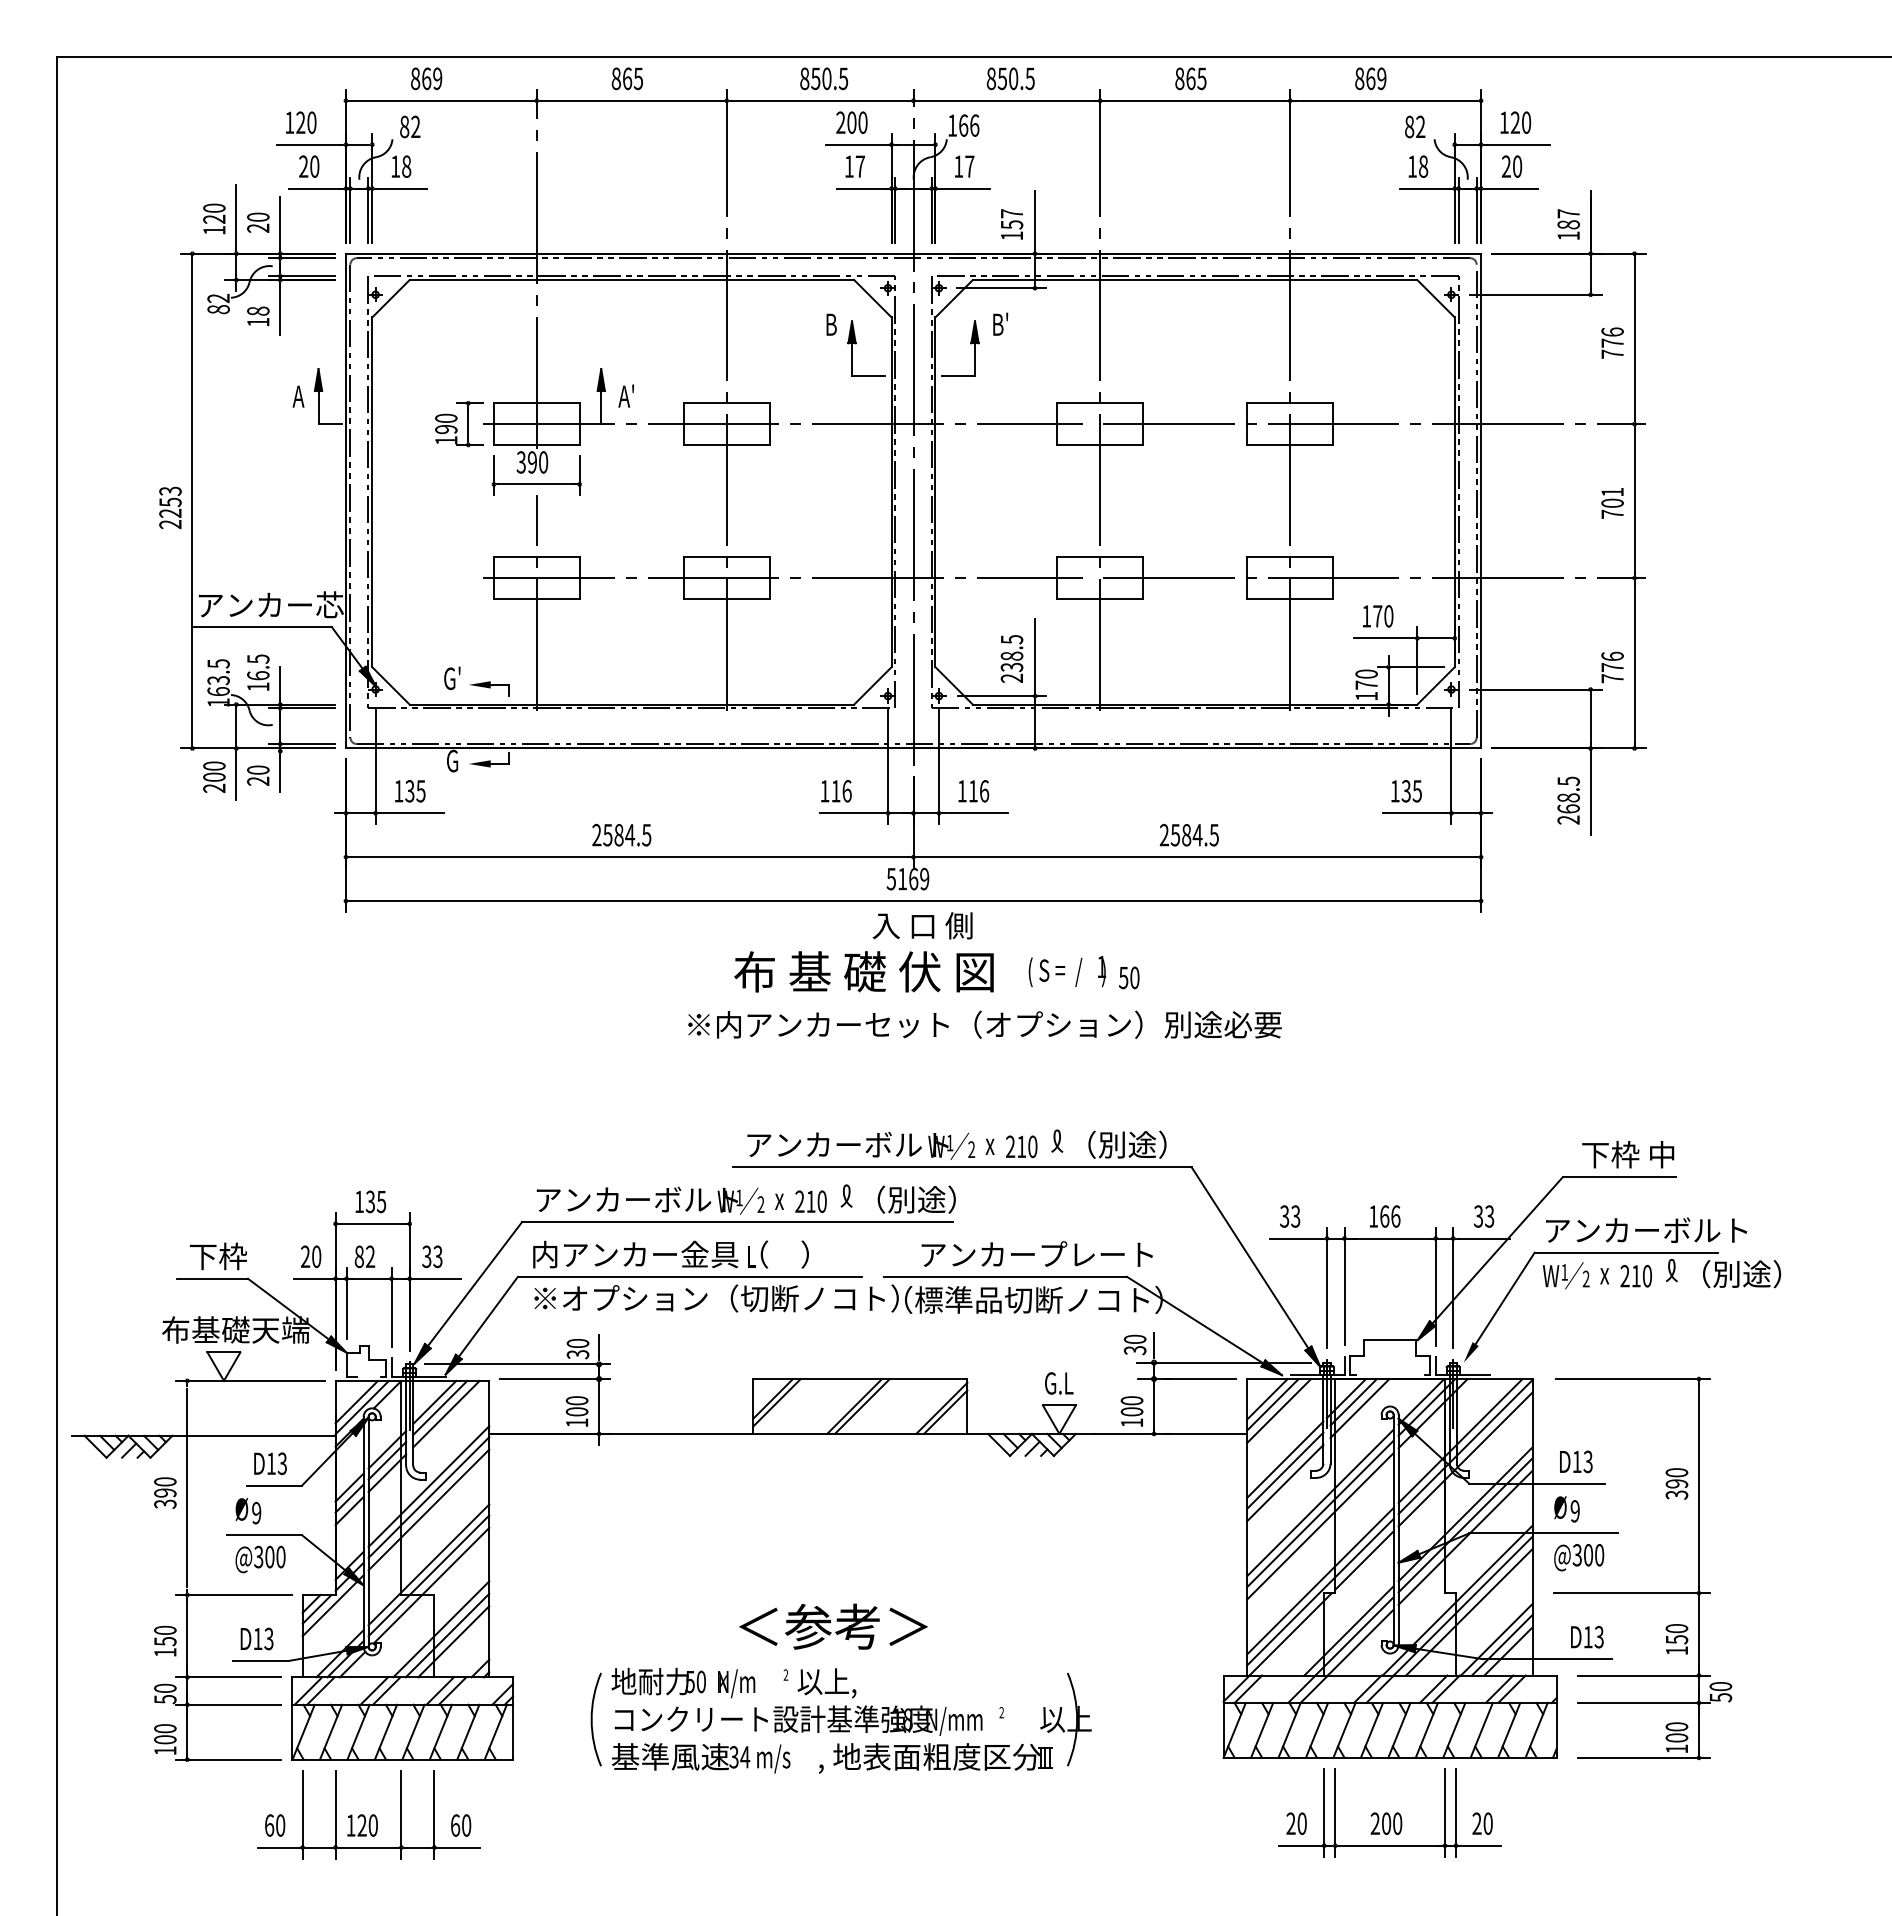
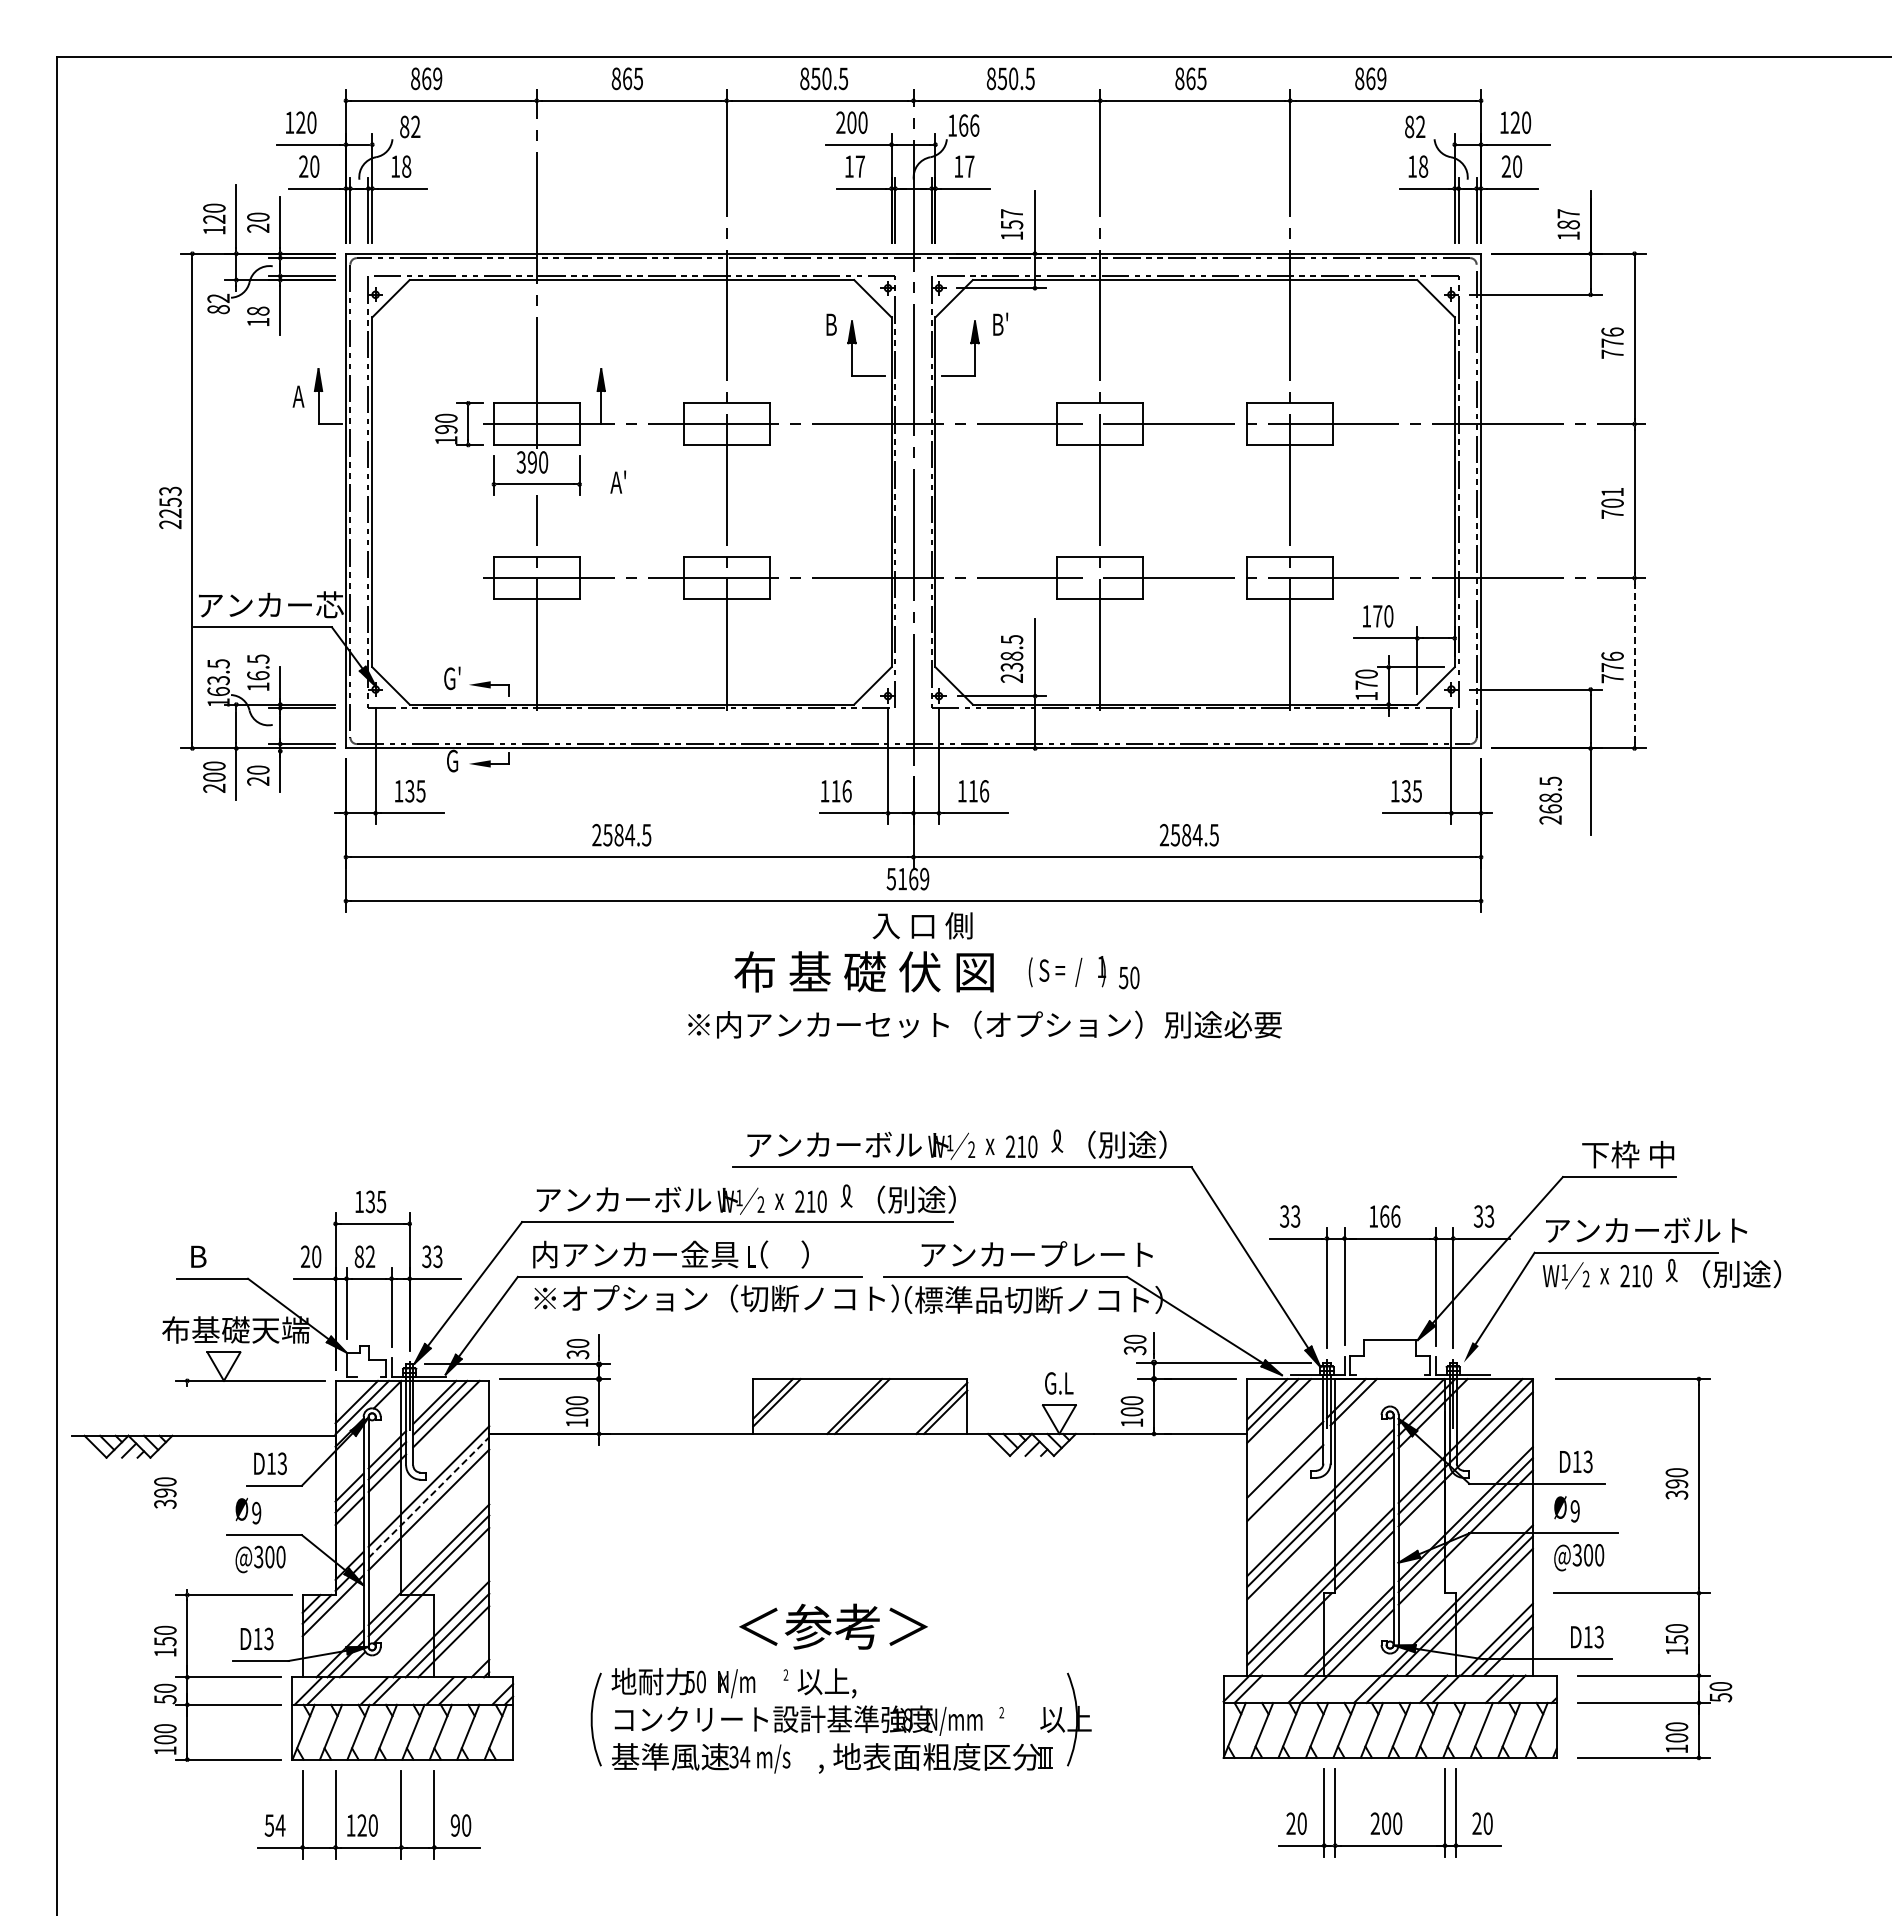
text position: (625, 395) -> (617, 481) (617, 481)
line: solid -> dashed (1634, 663)
text position: (1568, 800) -> (1550, 800) (1550, 800)
text: 下枠 -> B (217, 1256)
line: present -> none (1359, 1408)
line: present -> none (1285, 1470)
line: present -> none (187, 1487)
line: solid -> dashed (429, 1497)
text: 60 -> 54 (274, 1825)
text: 60 -> 90 (455, 1825)
